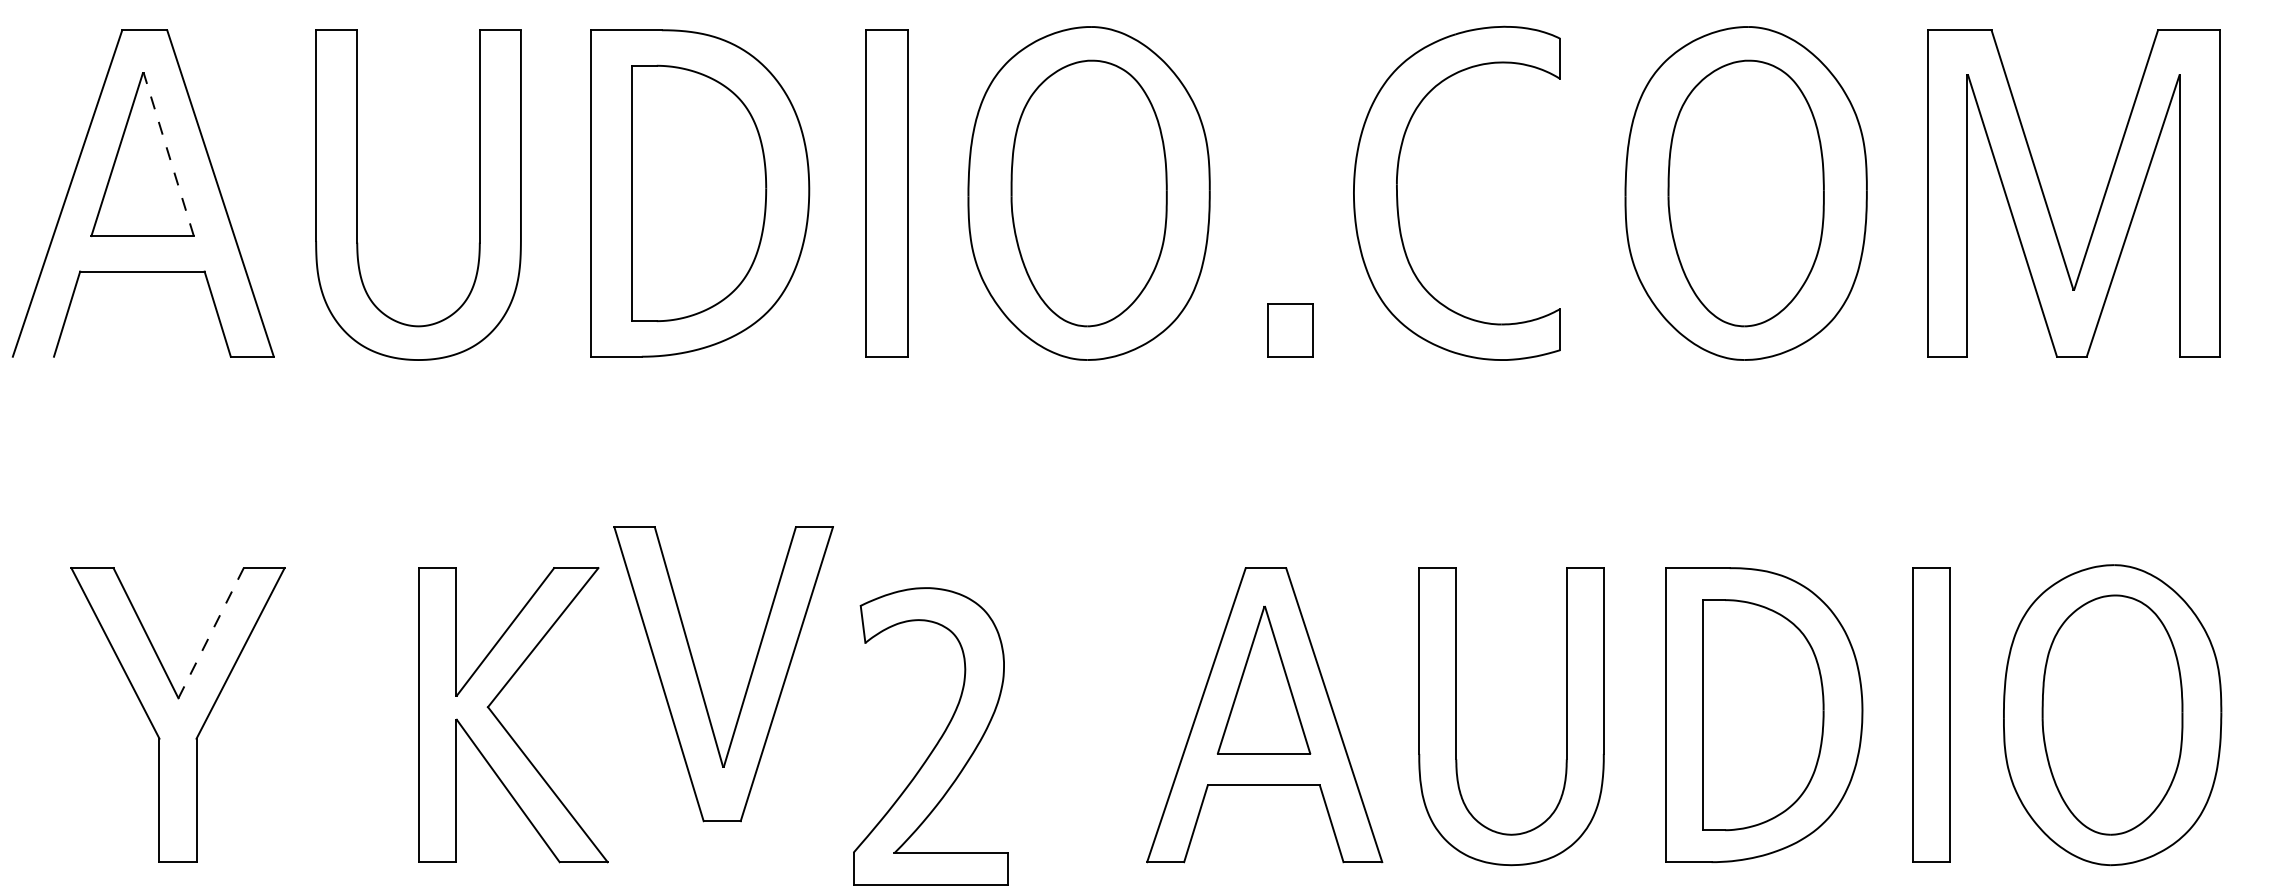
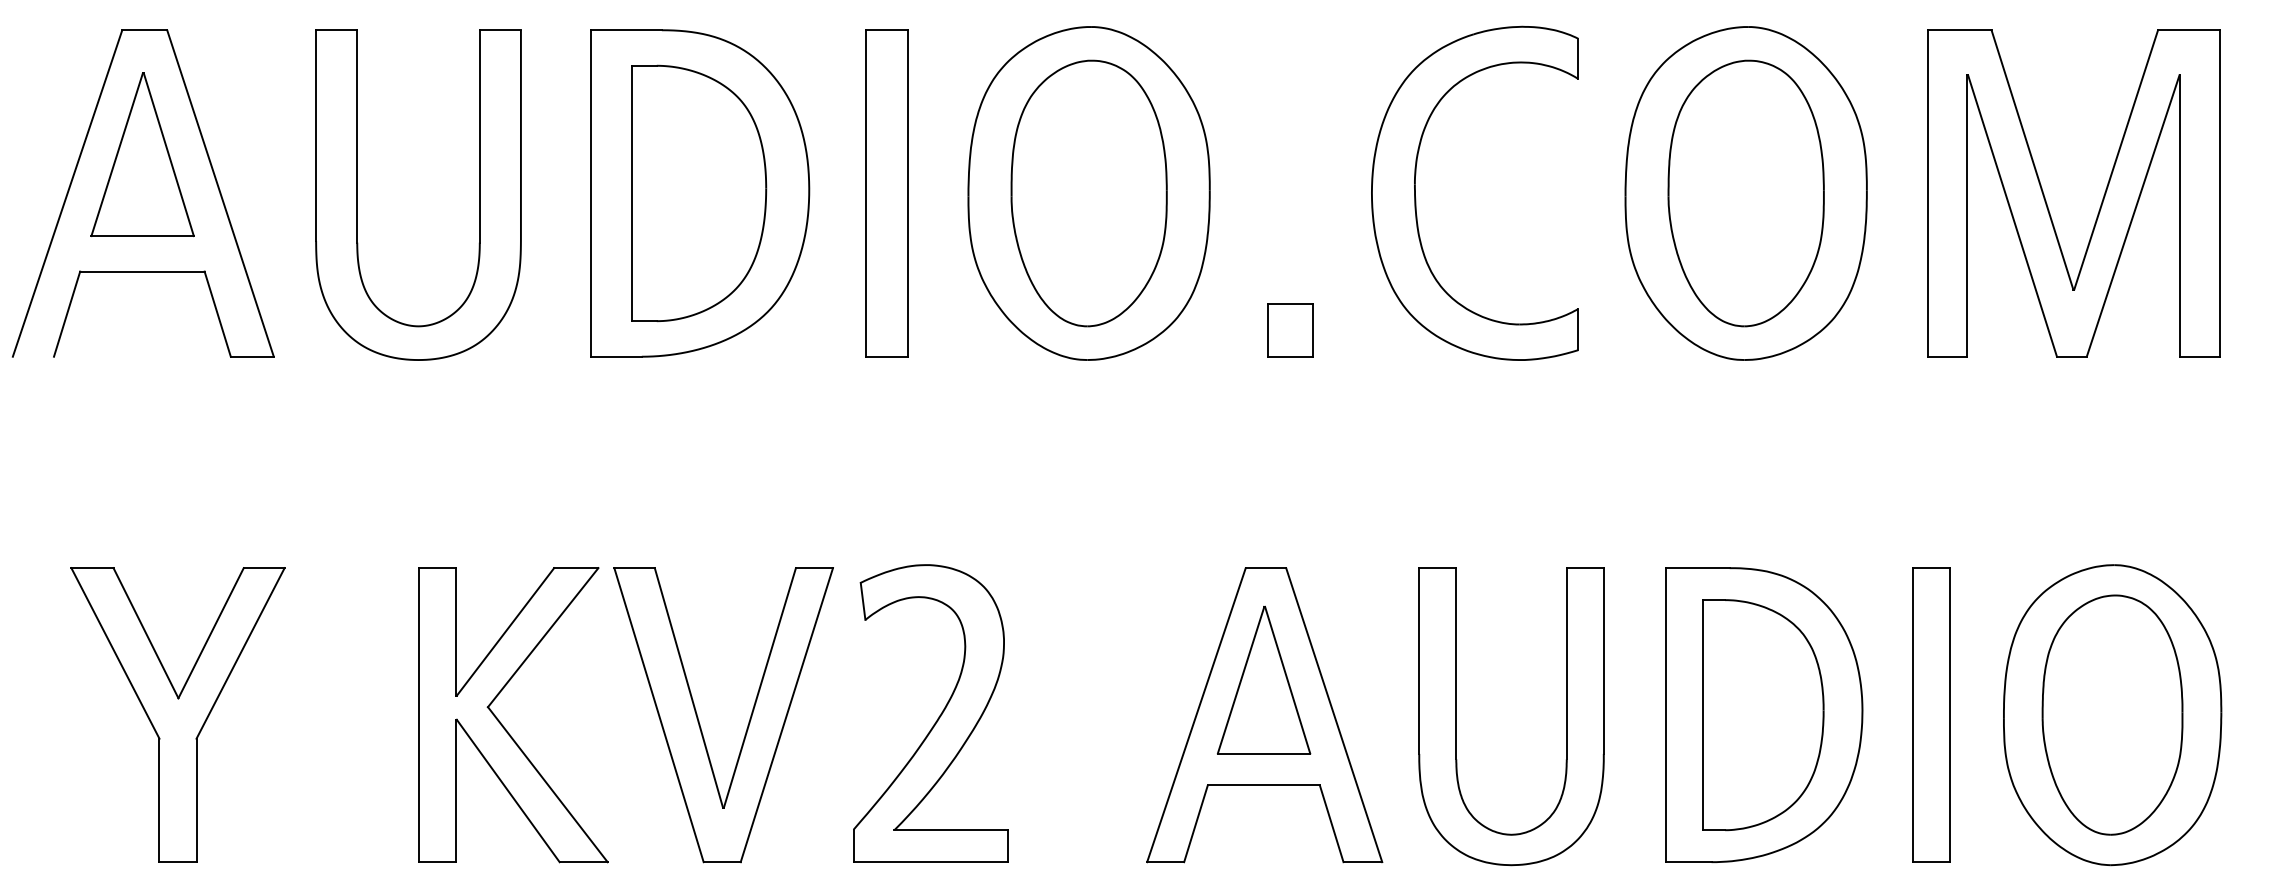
line: dashed -> solid (168, 154)
part position: (1398, 198) -> (1416, 198) (1416, 198)
line: dashed -> solid (211, 633)
part position: (699, 679) -> (699, 720) (699, 720)
part position: (938, 739) -> (938, 716) (938, 716)
